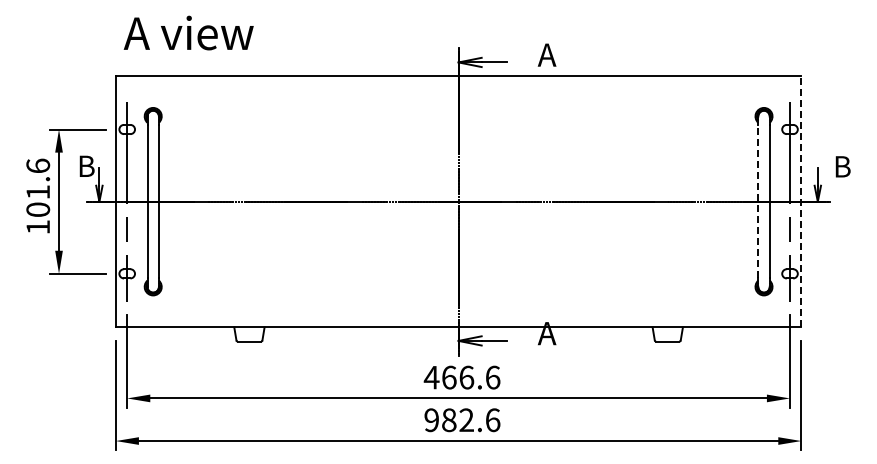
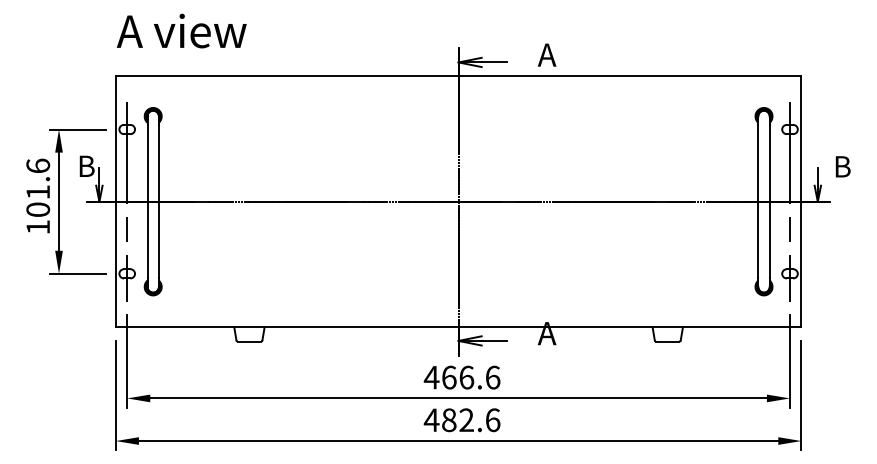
text position: (188, 32) -> (181, 30) (181, 30)
line: dashed -> solid (758, 201)
line: dashed -> solid (801, 201)
text: 982.6 -> 482.6 (431, 420)
